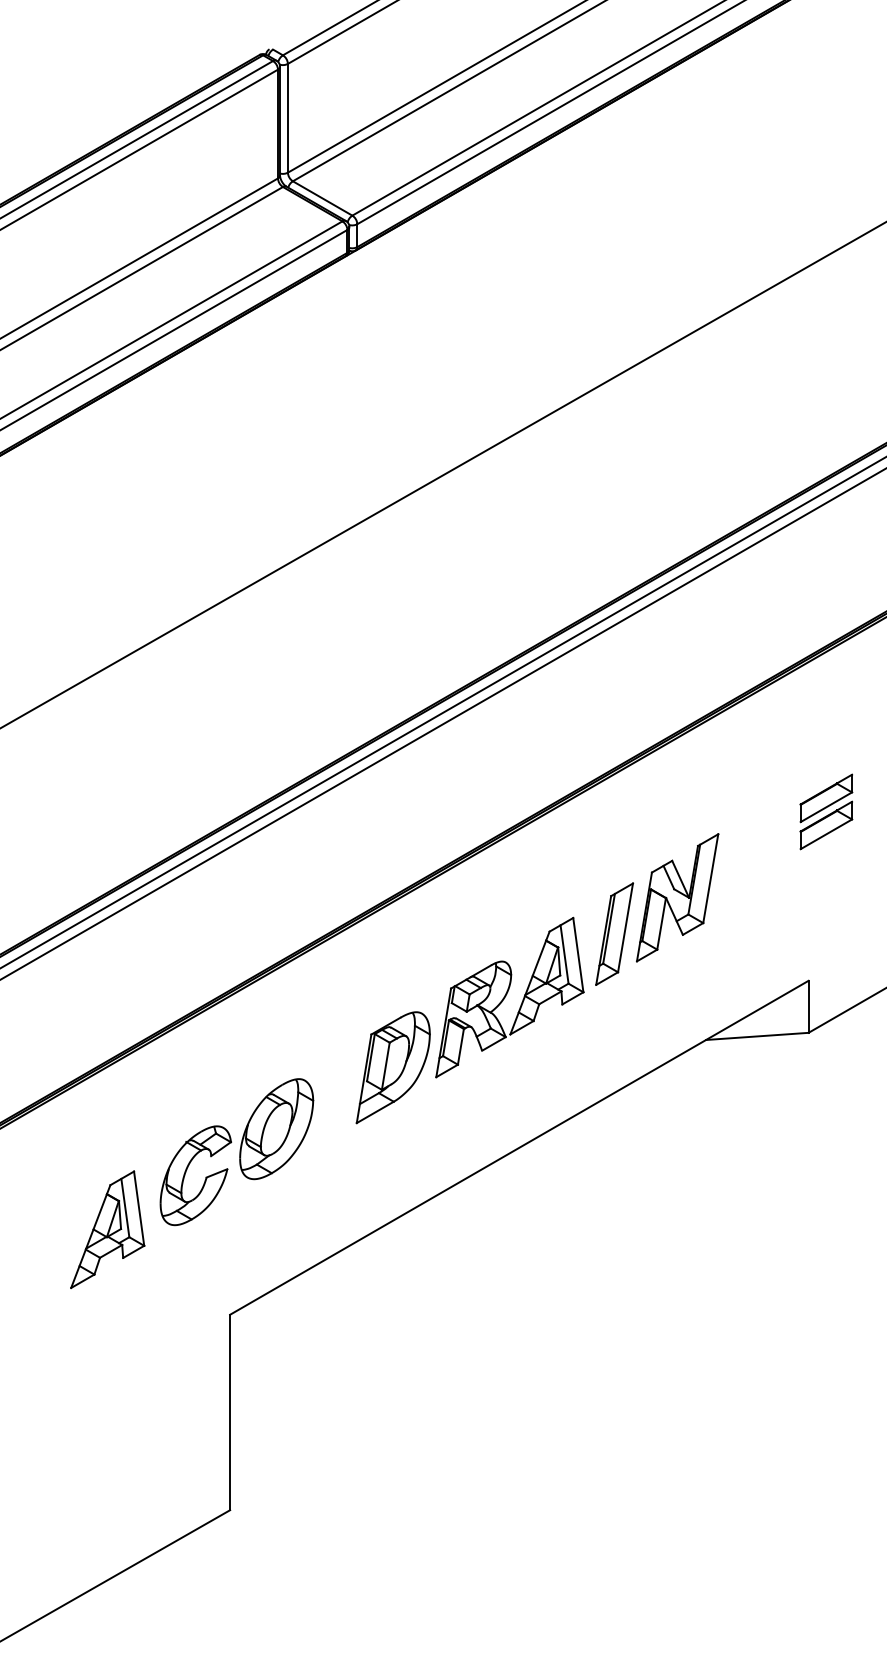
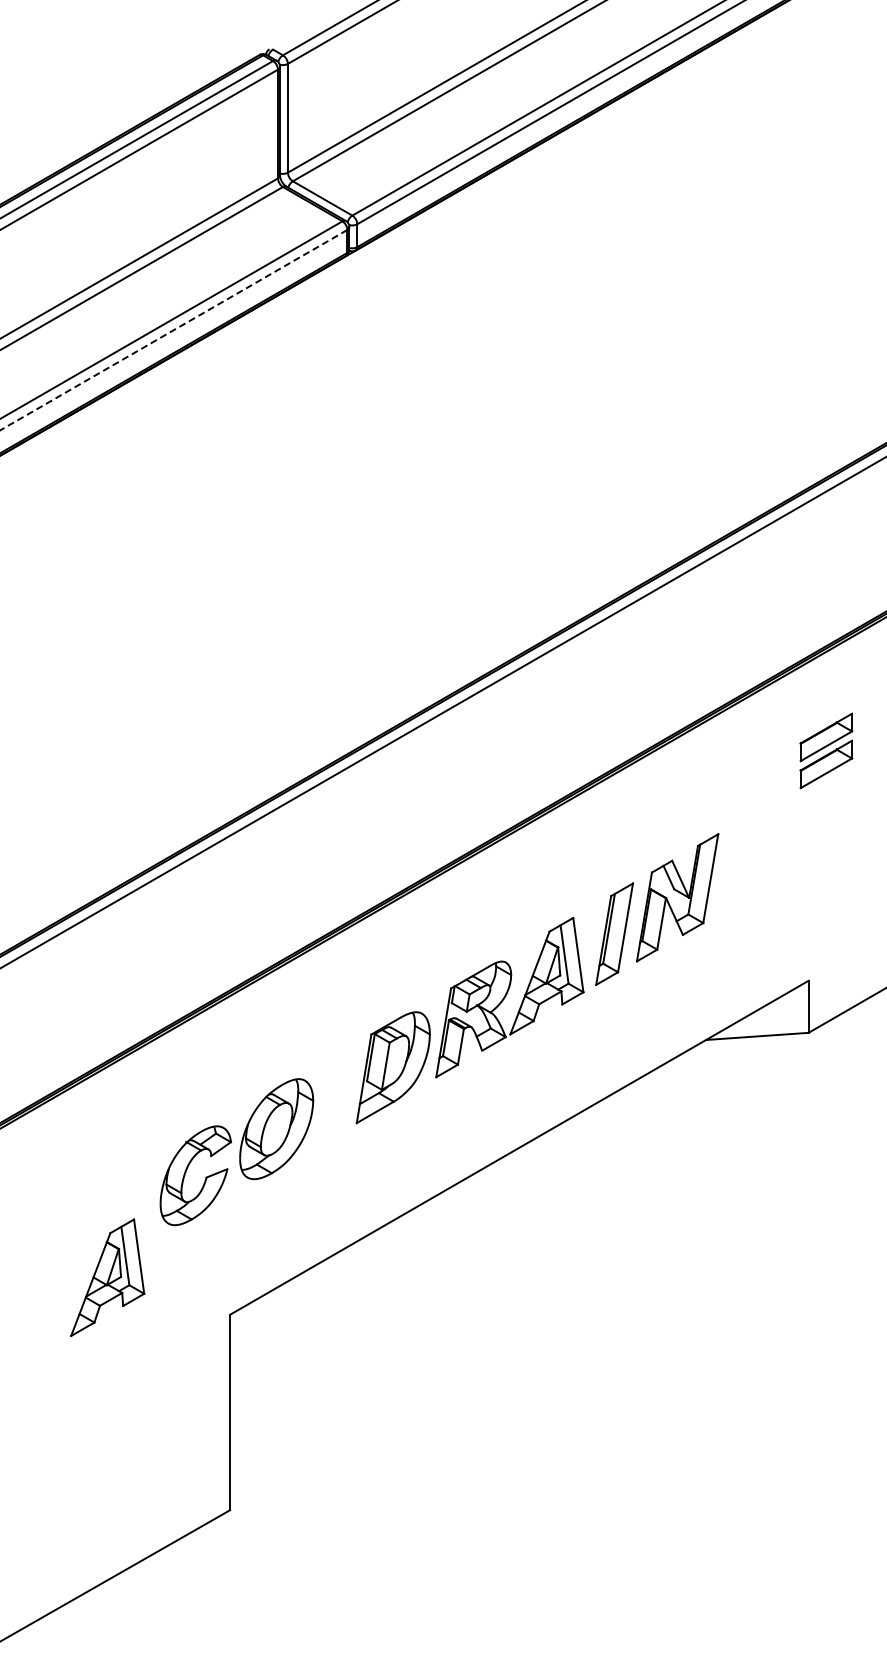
line: solid -> dashed (173, 330)
line: present -> none (442, 475)
line: present -> none (442, 724)
part position: (826, 811) -> (826, 750) (826, 750)
part position: (107, 1229) -> (107, 1277) (107, 1277)
